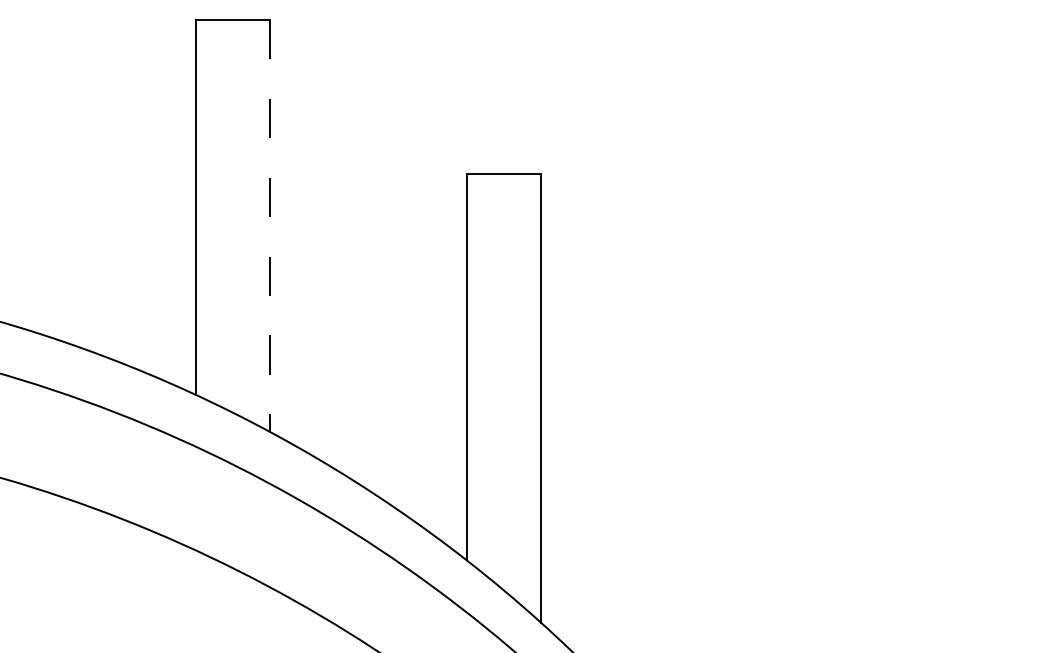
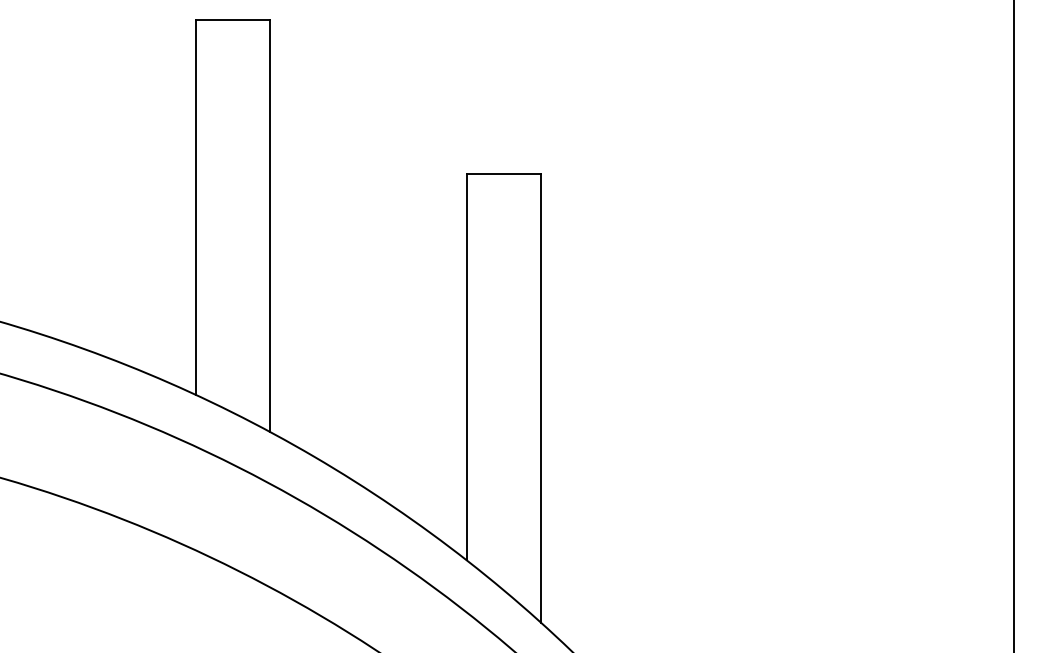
line: dashed -> solid (269, 225)
line: none -> present (1014, 325)
